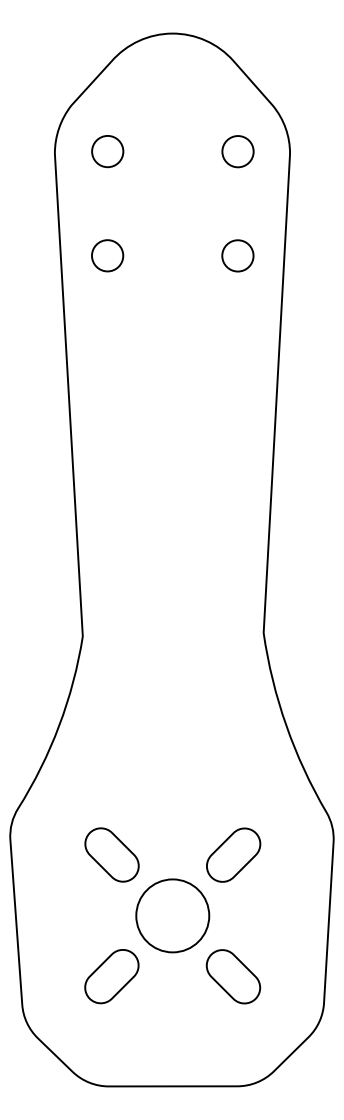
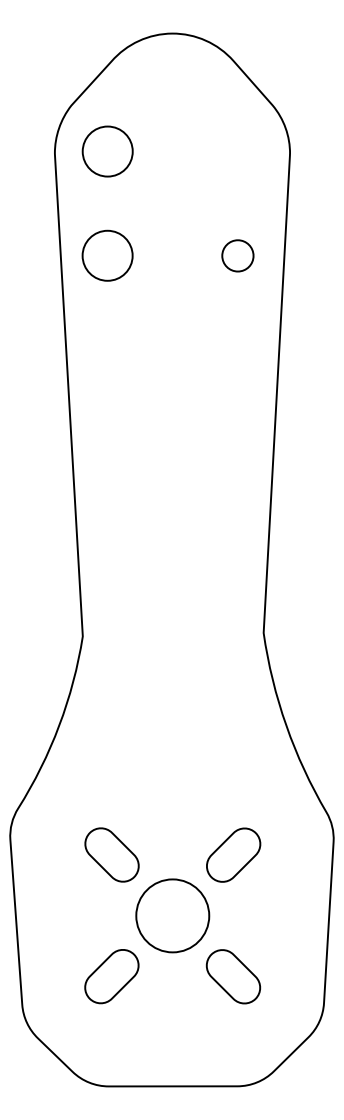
circle diameter: 31 px -> 50 px (107, 151)
circle: present -> none (237, 151)
circle diameter: 31 px -> 50 px (107, 255)
